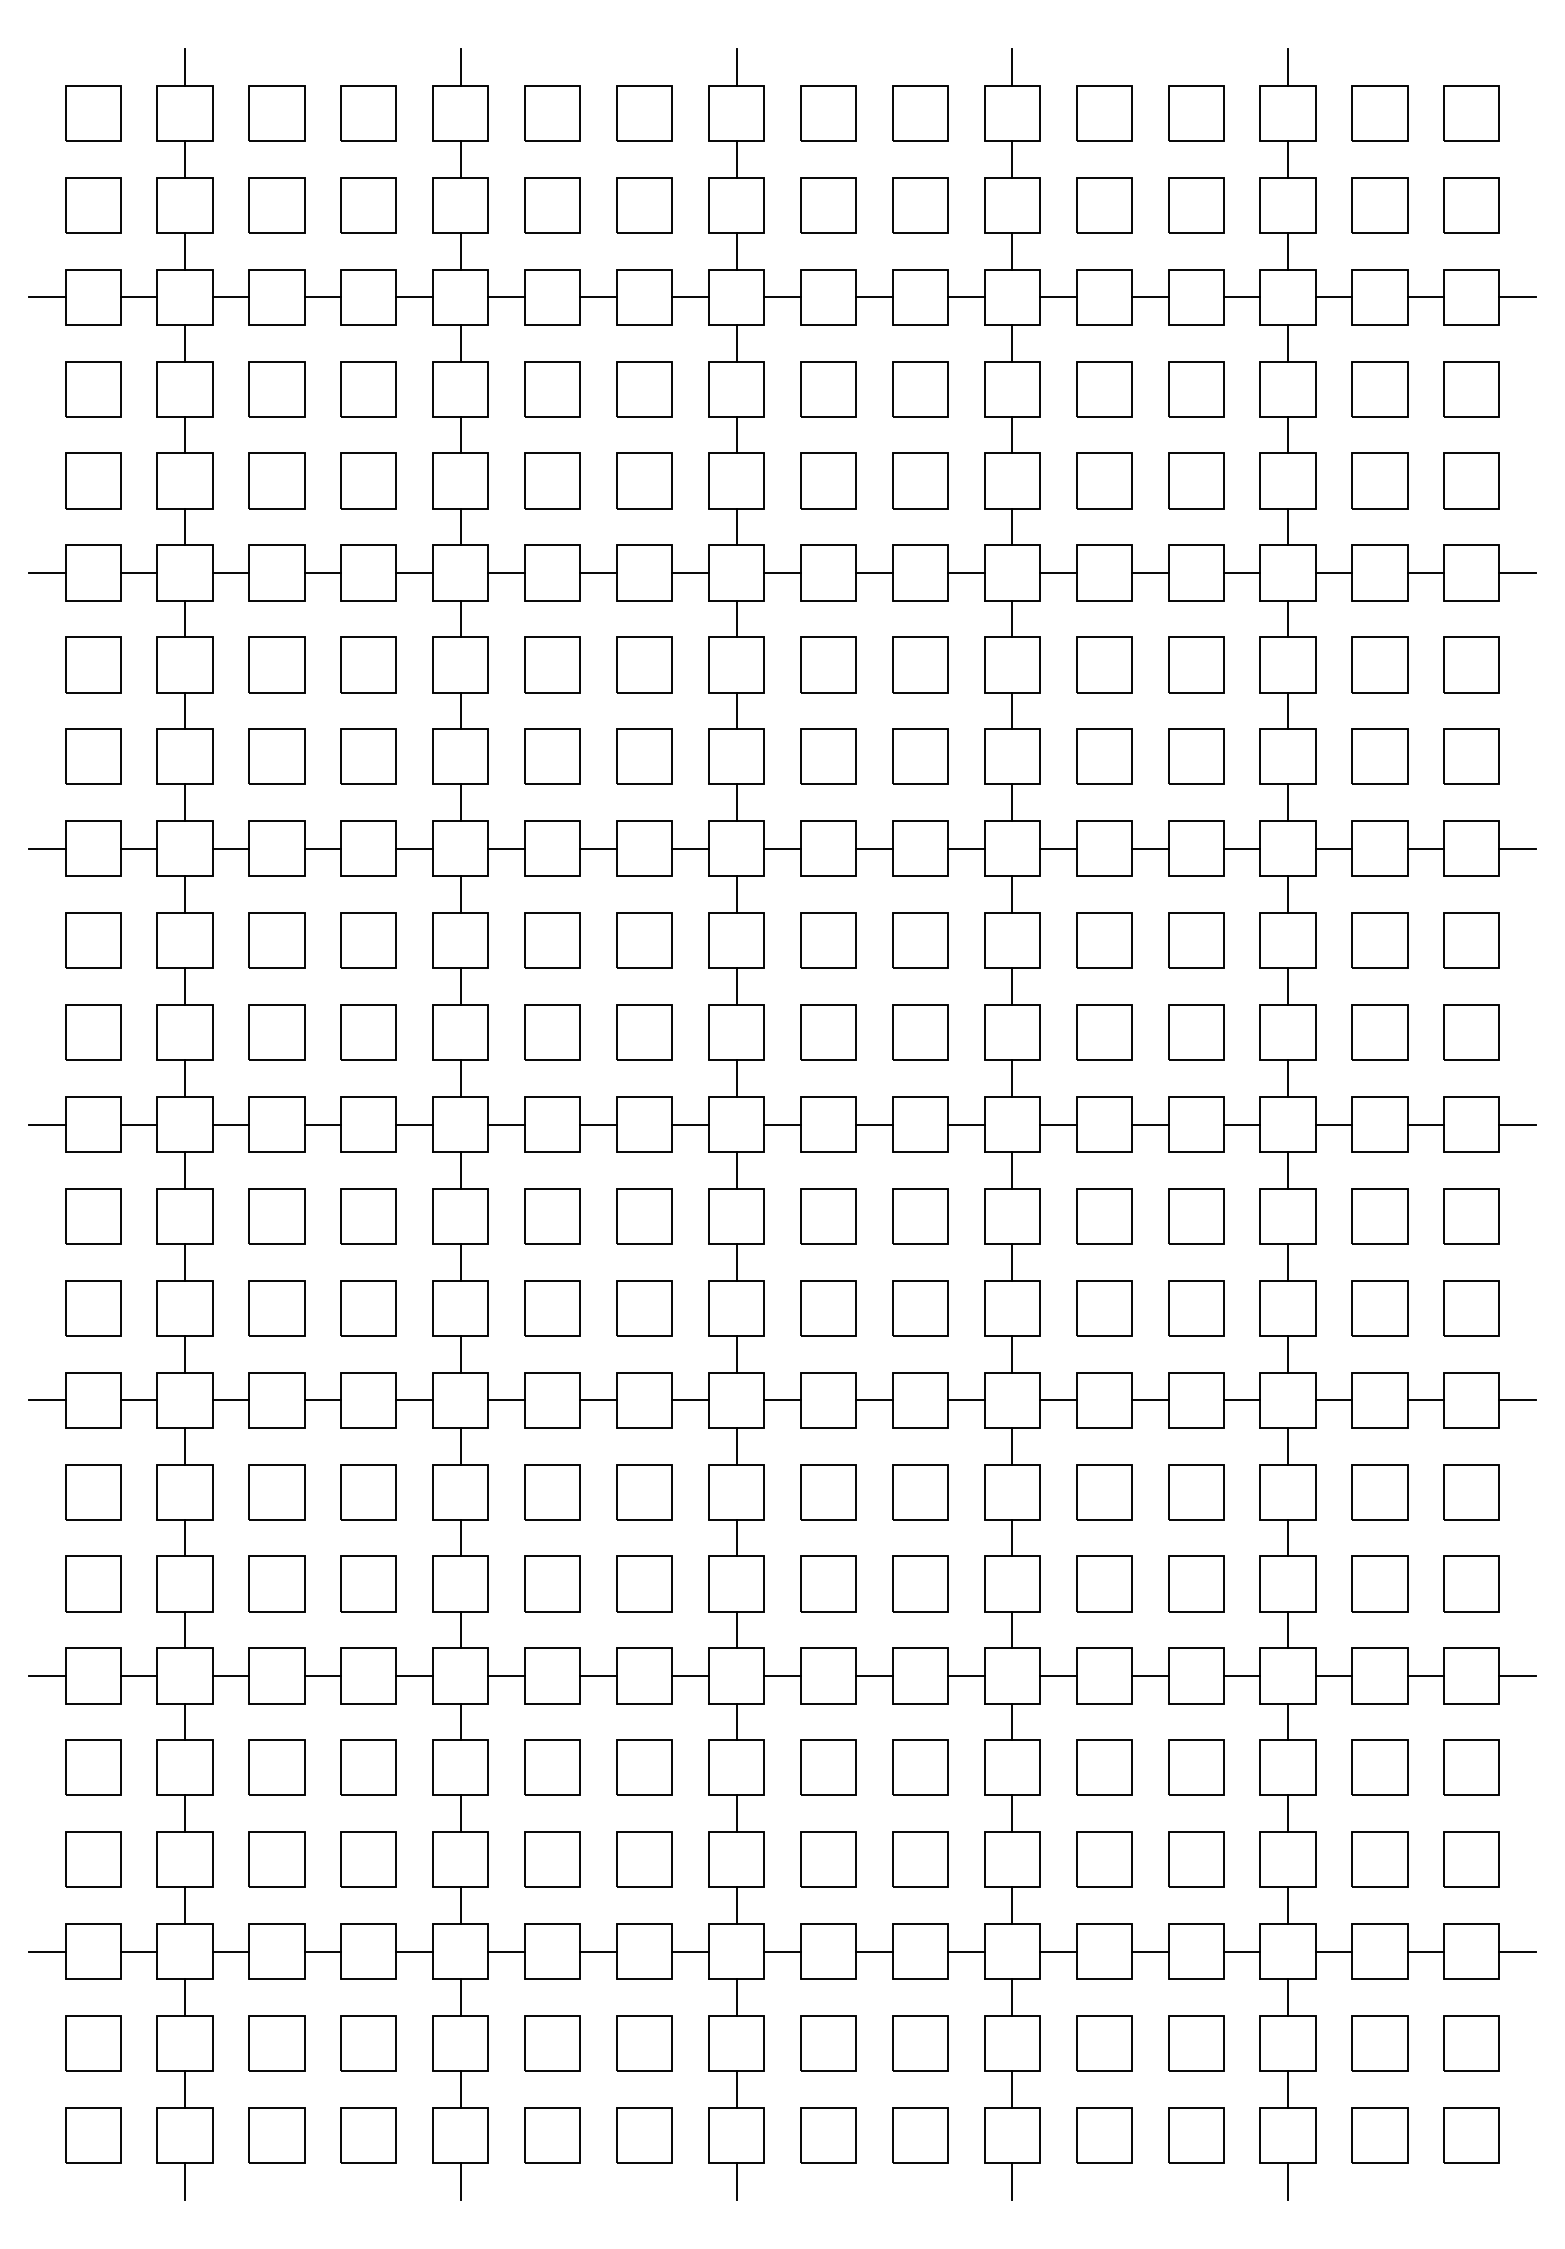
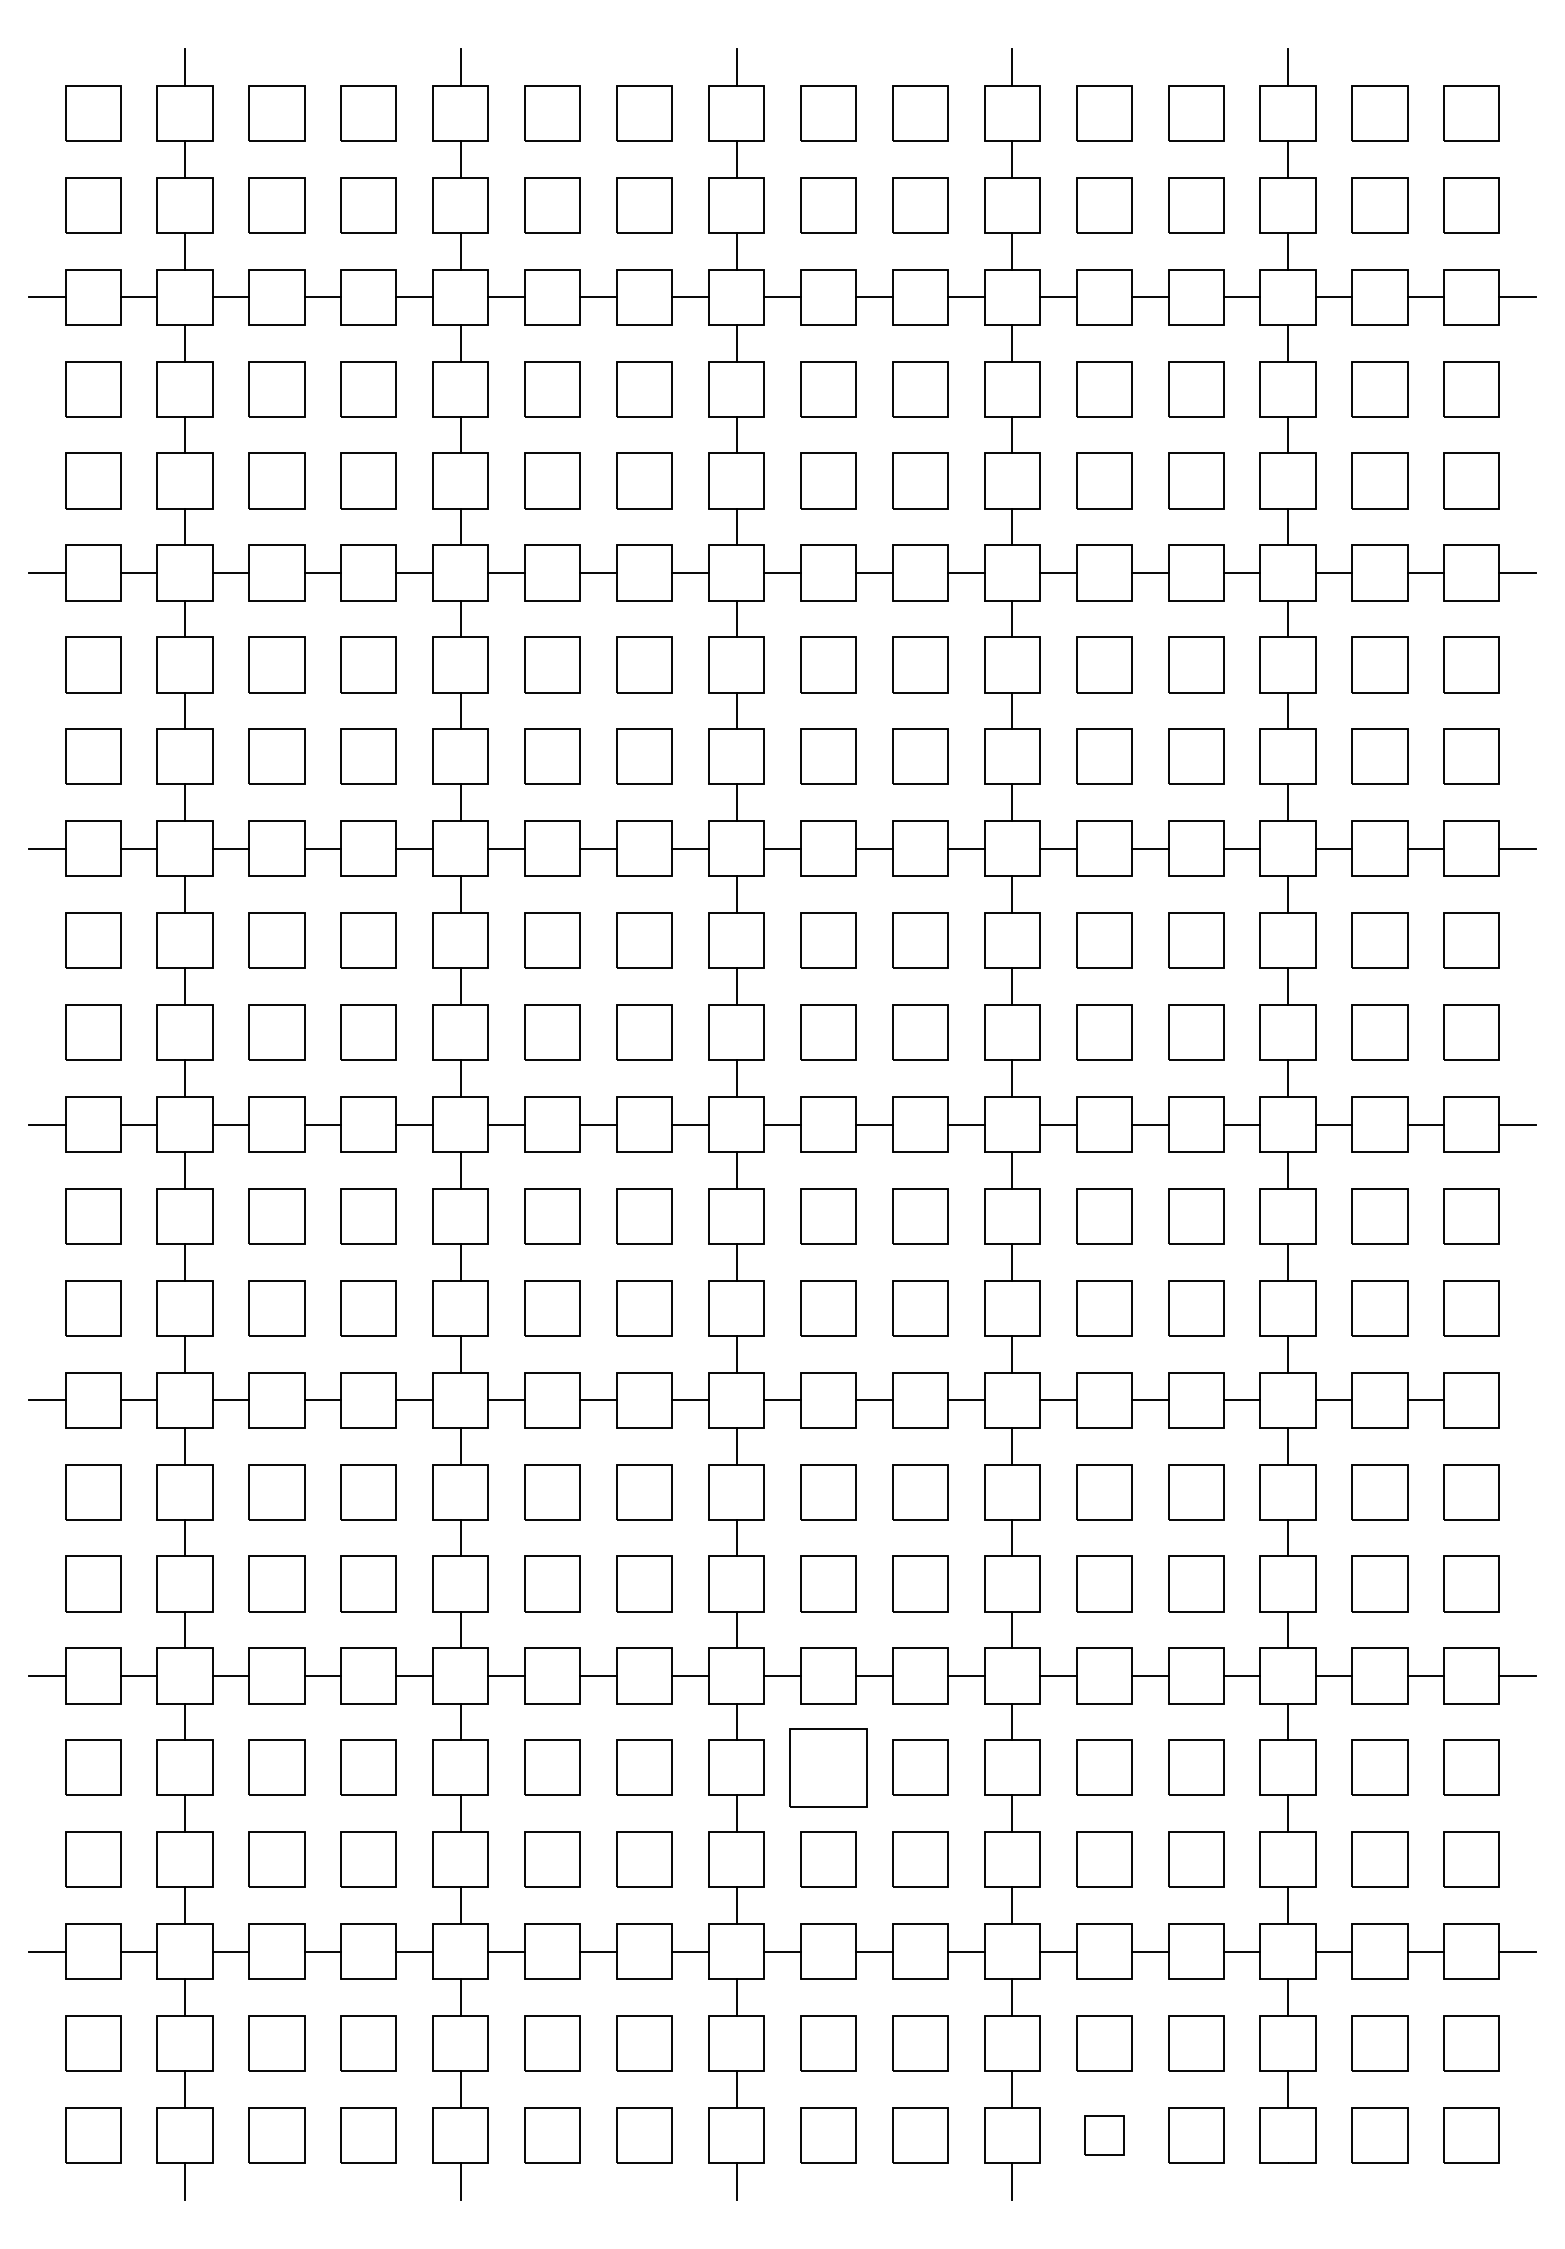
line: present -> none (1517, 1400)
part size: 57x57 px -> 79x80 px (828, 1767)
part size: 57x57 px -> 41x41 px (1104, 2135)
line: present -> none (1288, 2181)
